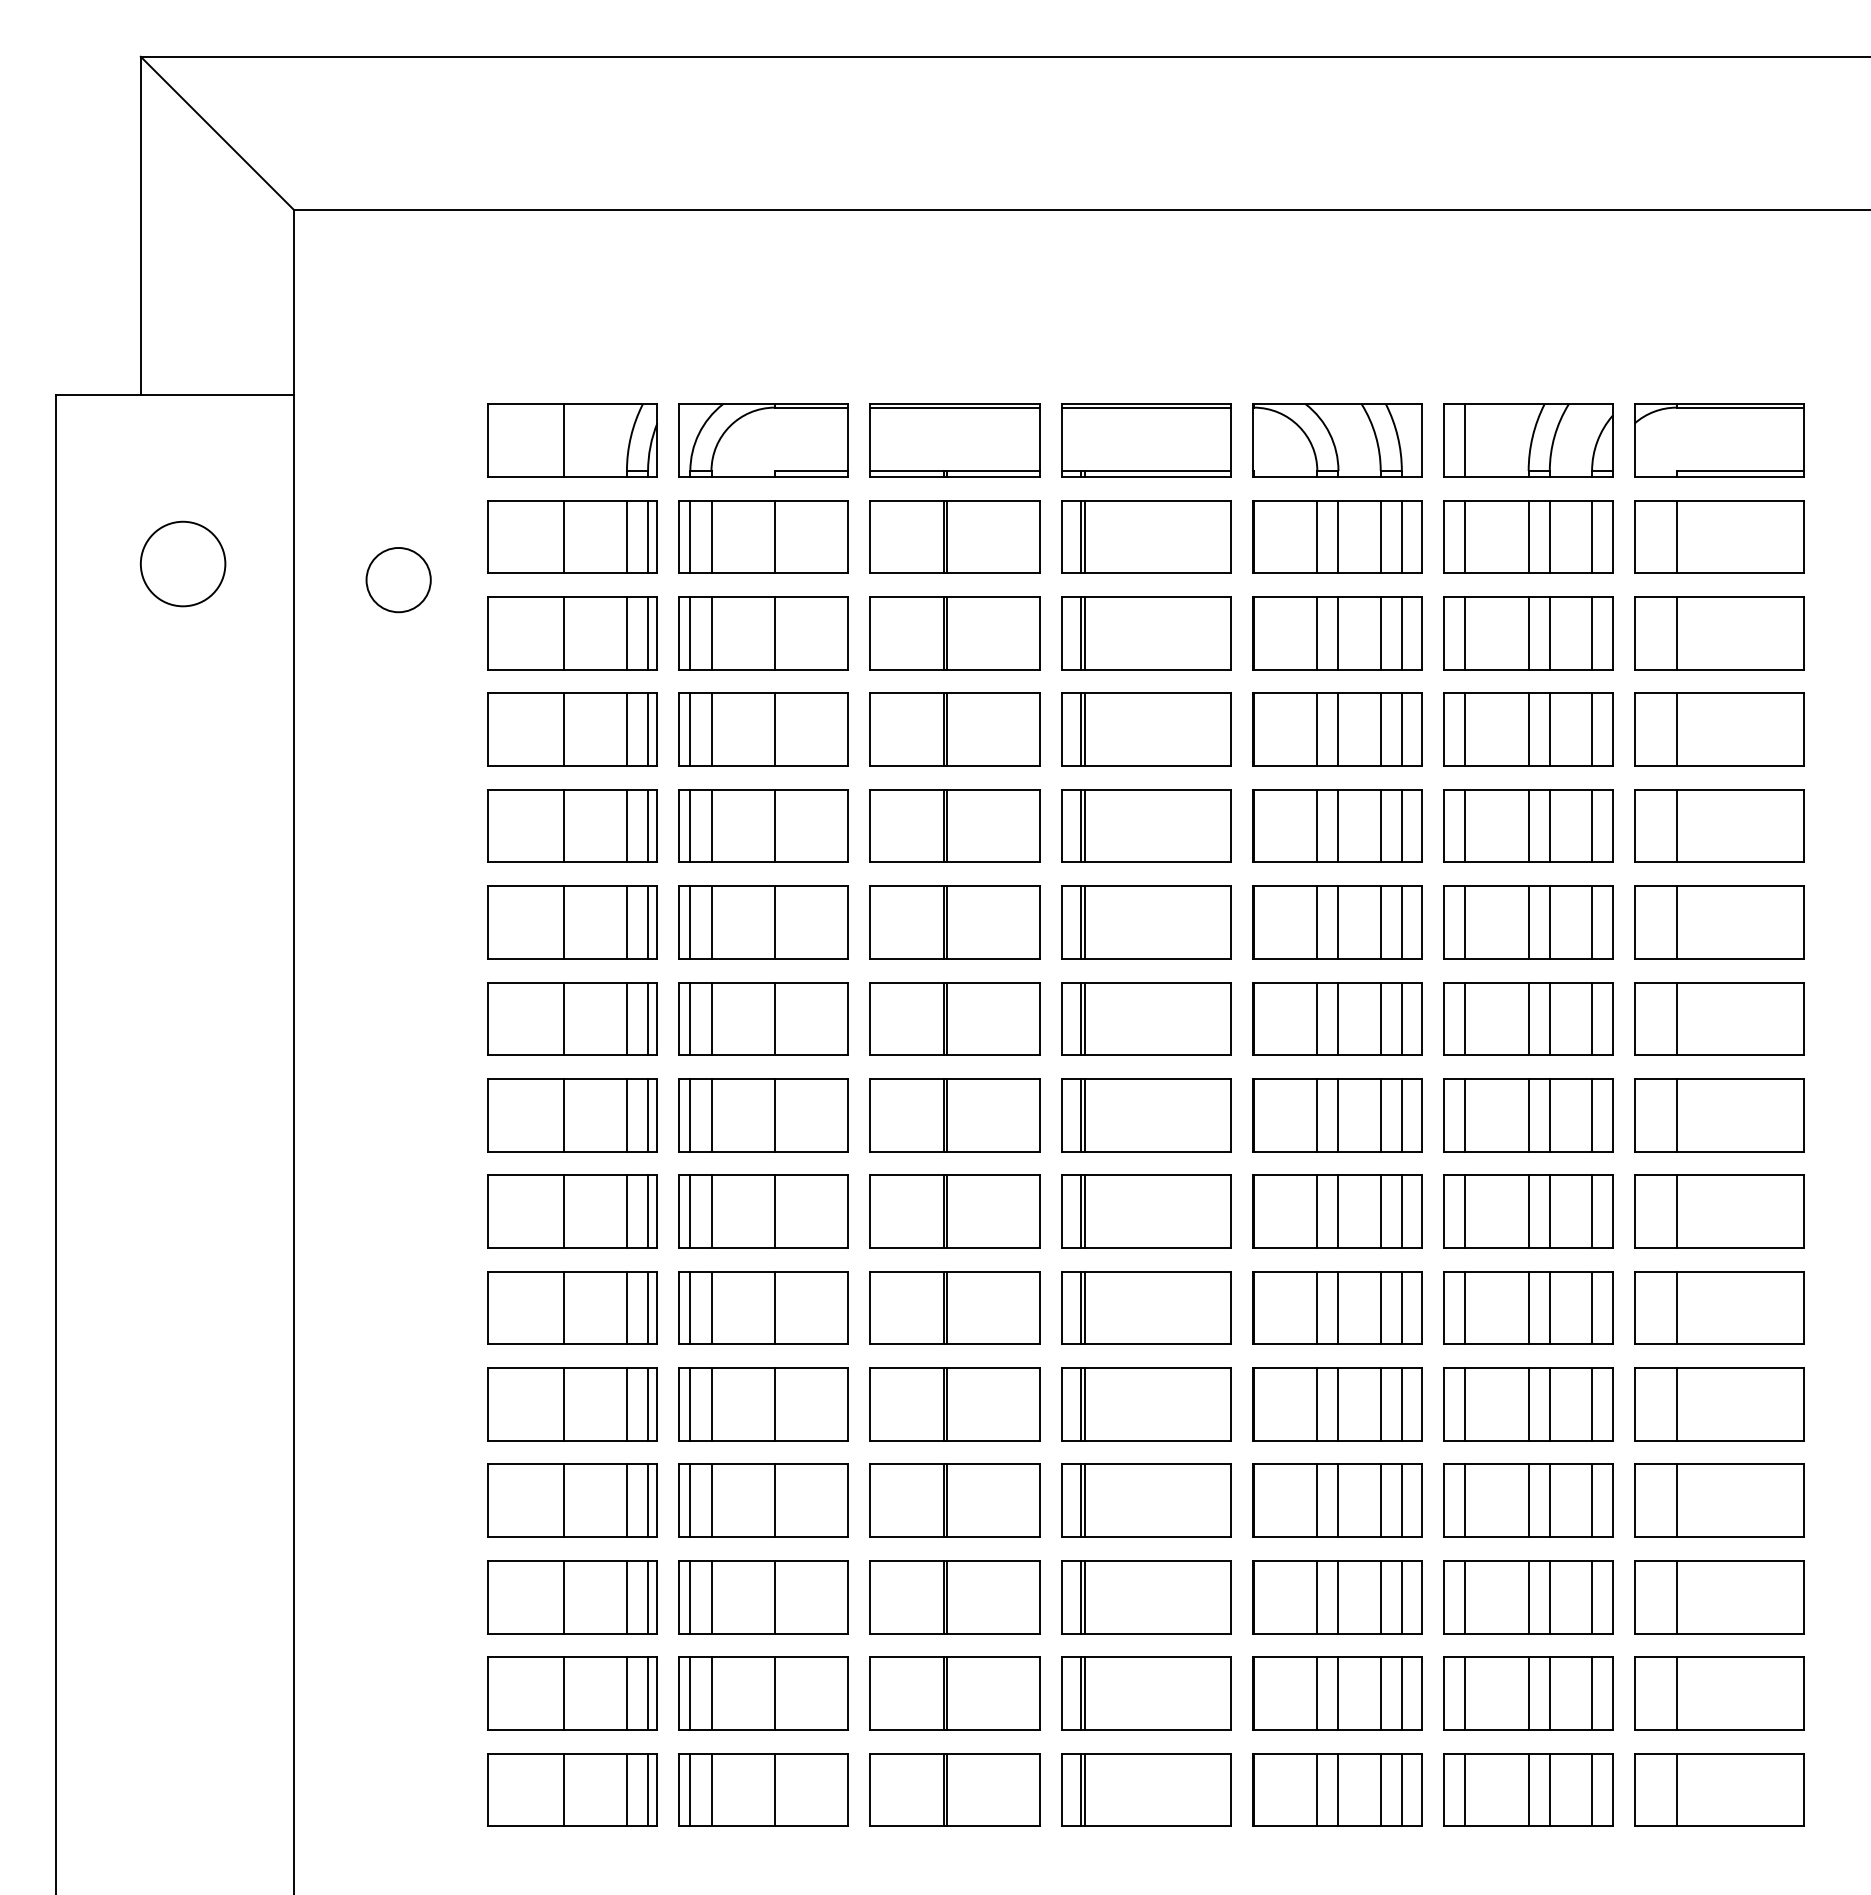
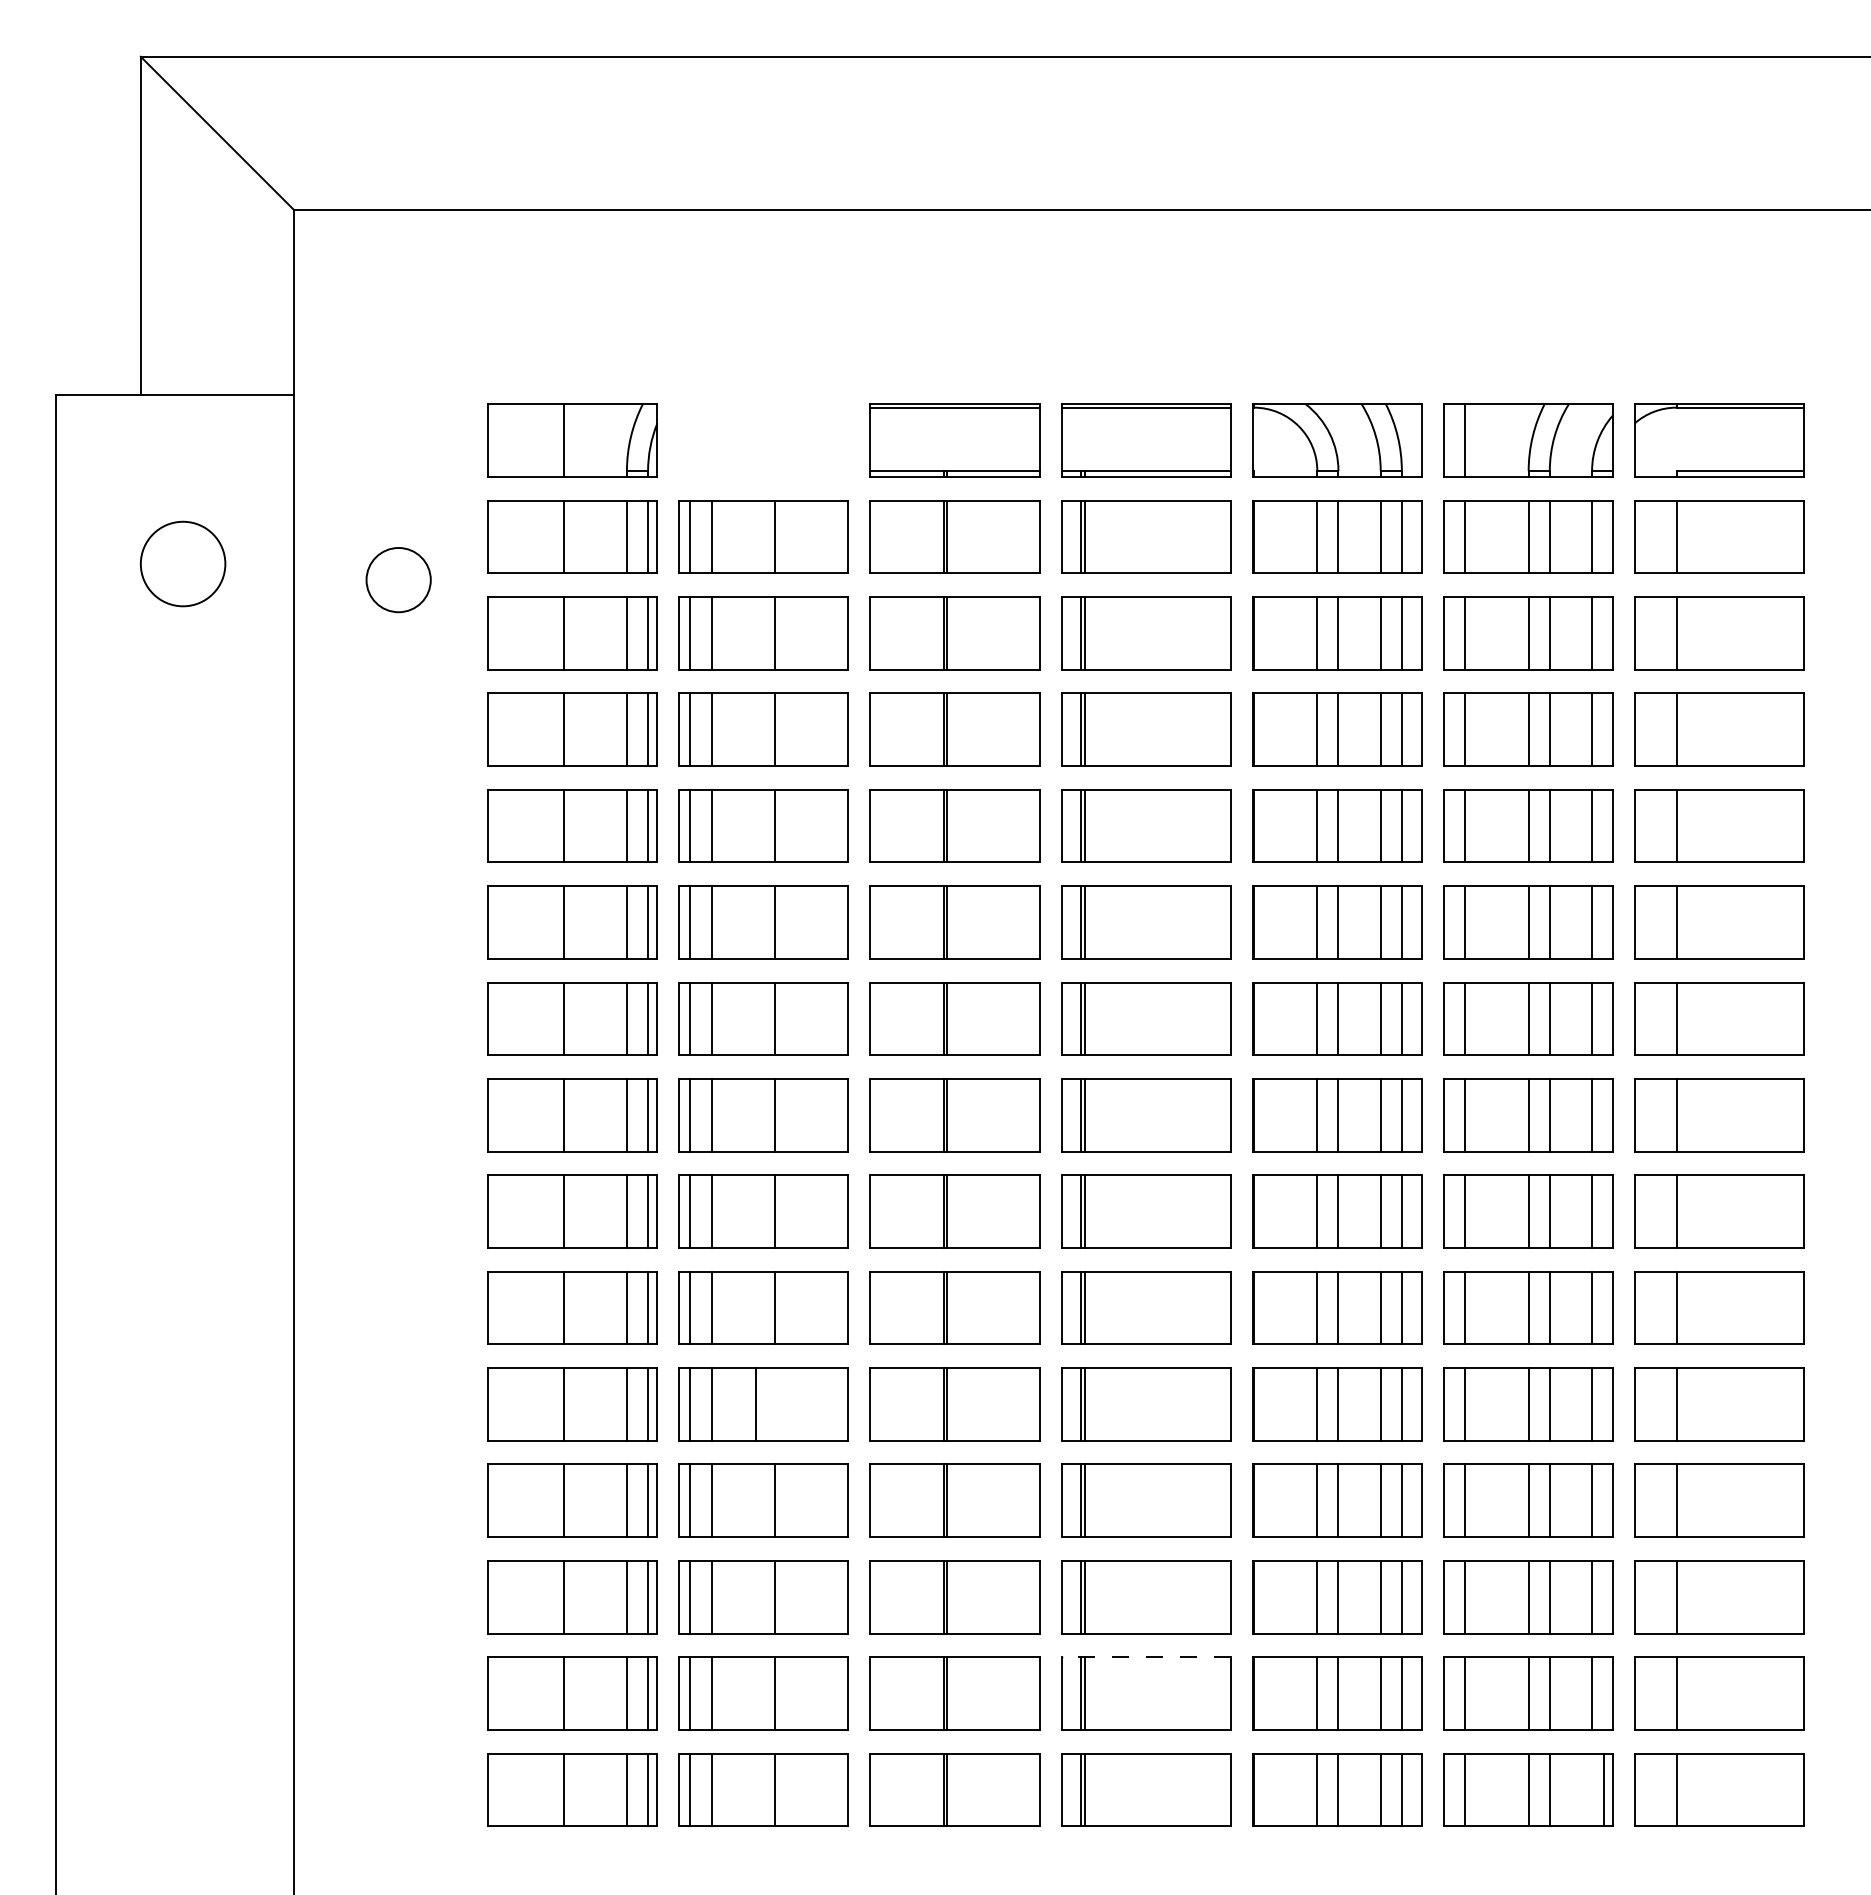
part: present -> none (763, 440)
line position: (774, 1404) -> (755, 1404) (755, 1404)
line: solid -> dashed (1146, 1657)
line position: (1592, 1789) -> (1604, 1789) (1604, 1789)
